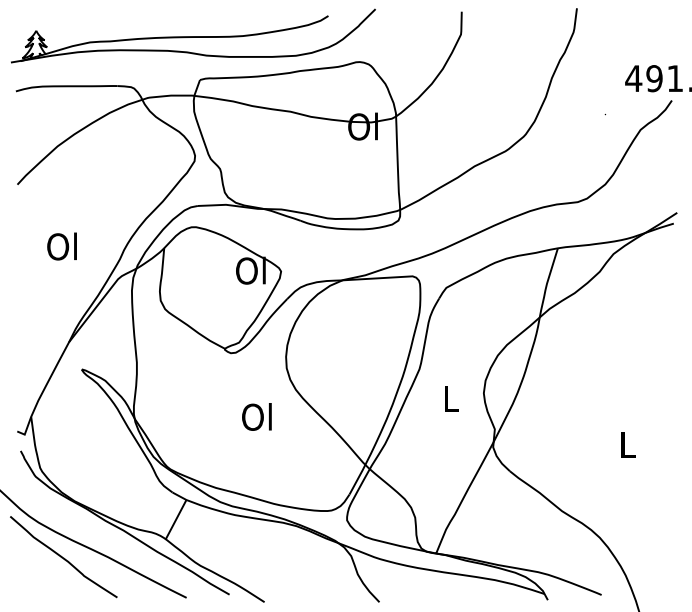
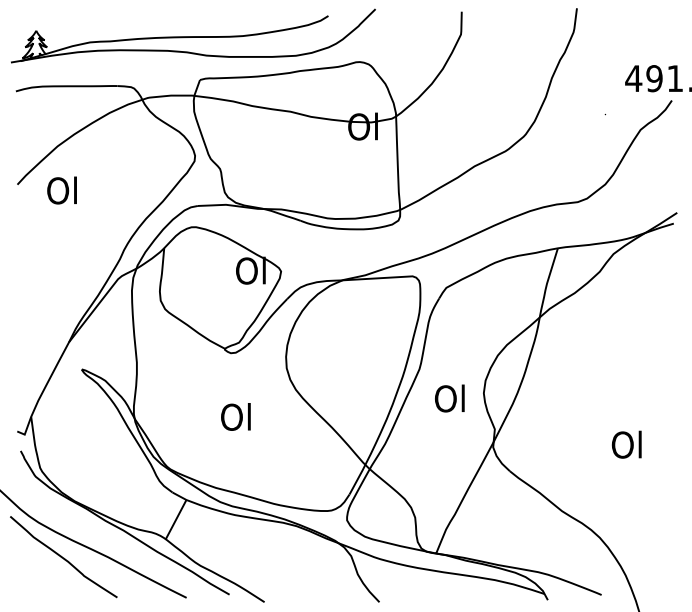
text position: (61, 246) -> (61, 190) (61, 190)
text: L -> Ol (449, 398)
text position: (256, 416) -> (235, 416) (235, 416)
text: L -> Ol (626, 444)
